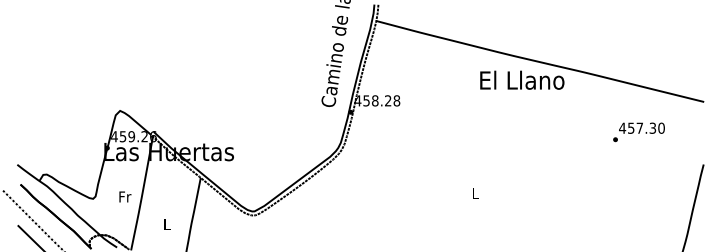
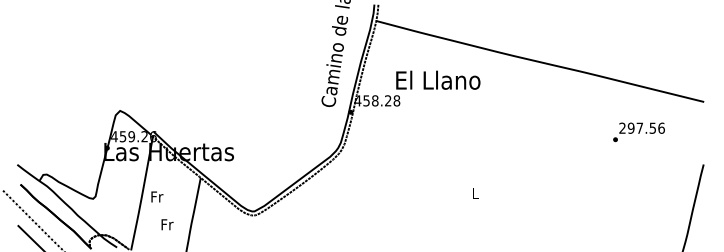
text position: (522, 79) -> (438, 79) (438, 79)
text: 457.30 -> 297.56 (641, 127)
text position: (125, 196) -> (157, 196) (157, 196)
text: L -> Fr (167, 224)
